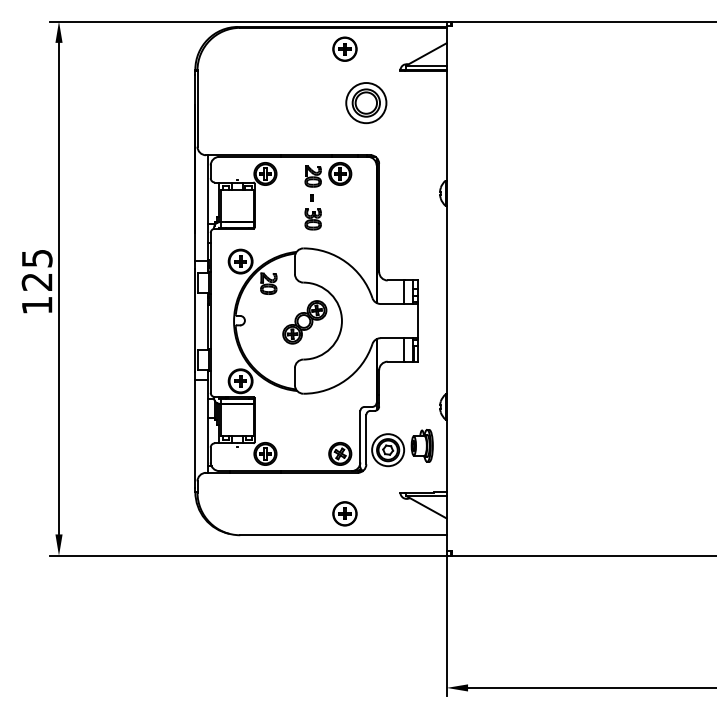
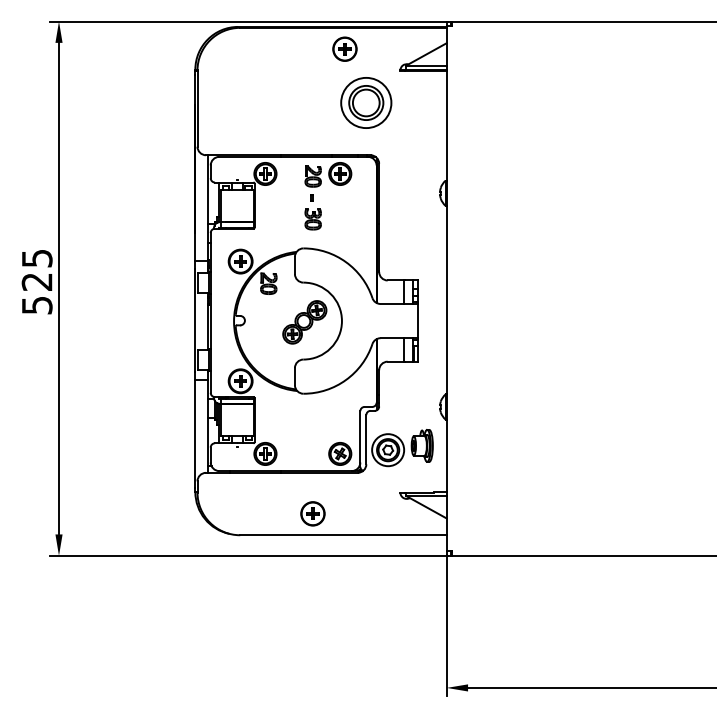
part size: 43x43 px -> 53x52 px (366, 102)
text: 125 -> 525 (37, 305)
part position: (344, 513) -> (312, 513) (312, 513)
